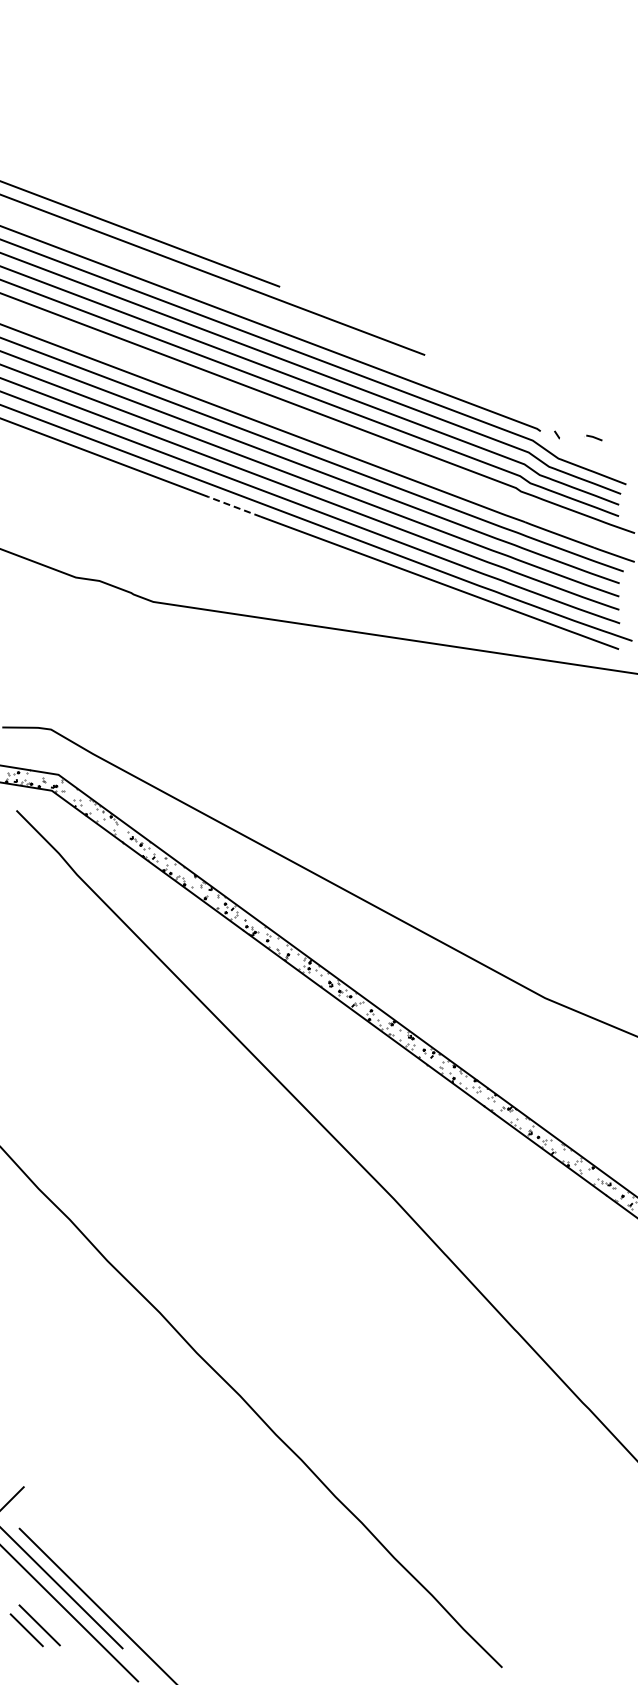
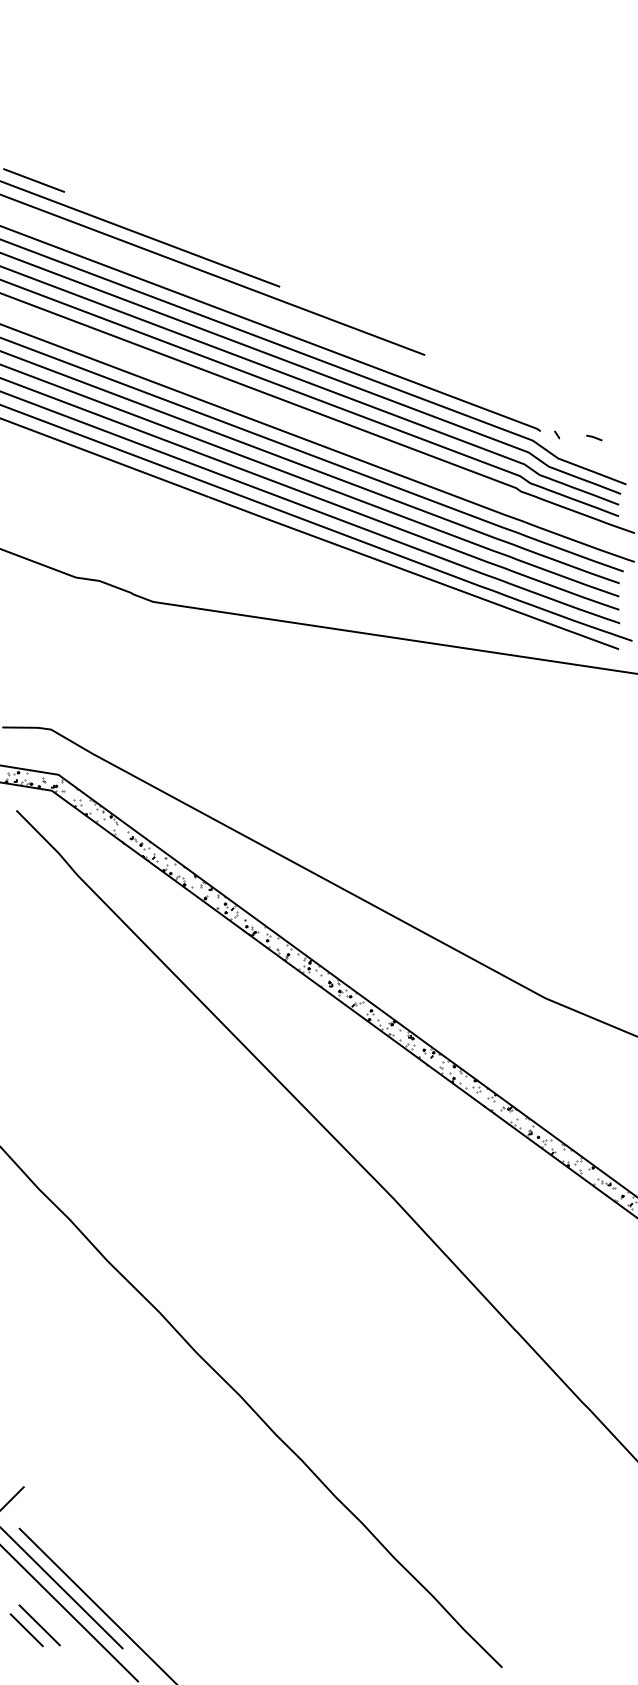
line: none -> present (33, 180)
line: dashed -> solid (234, 506)
